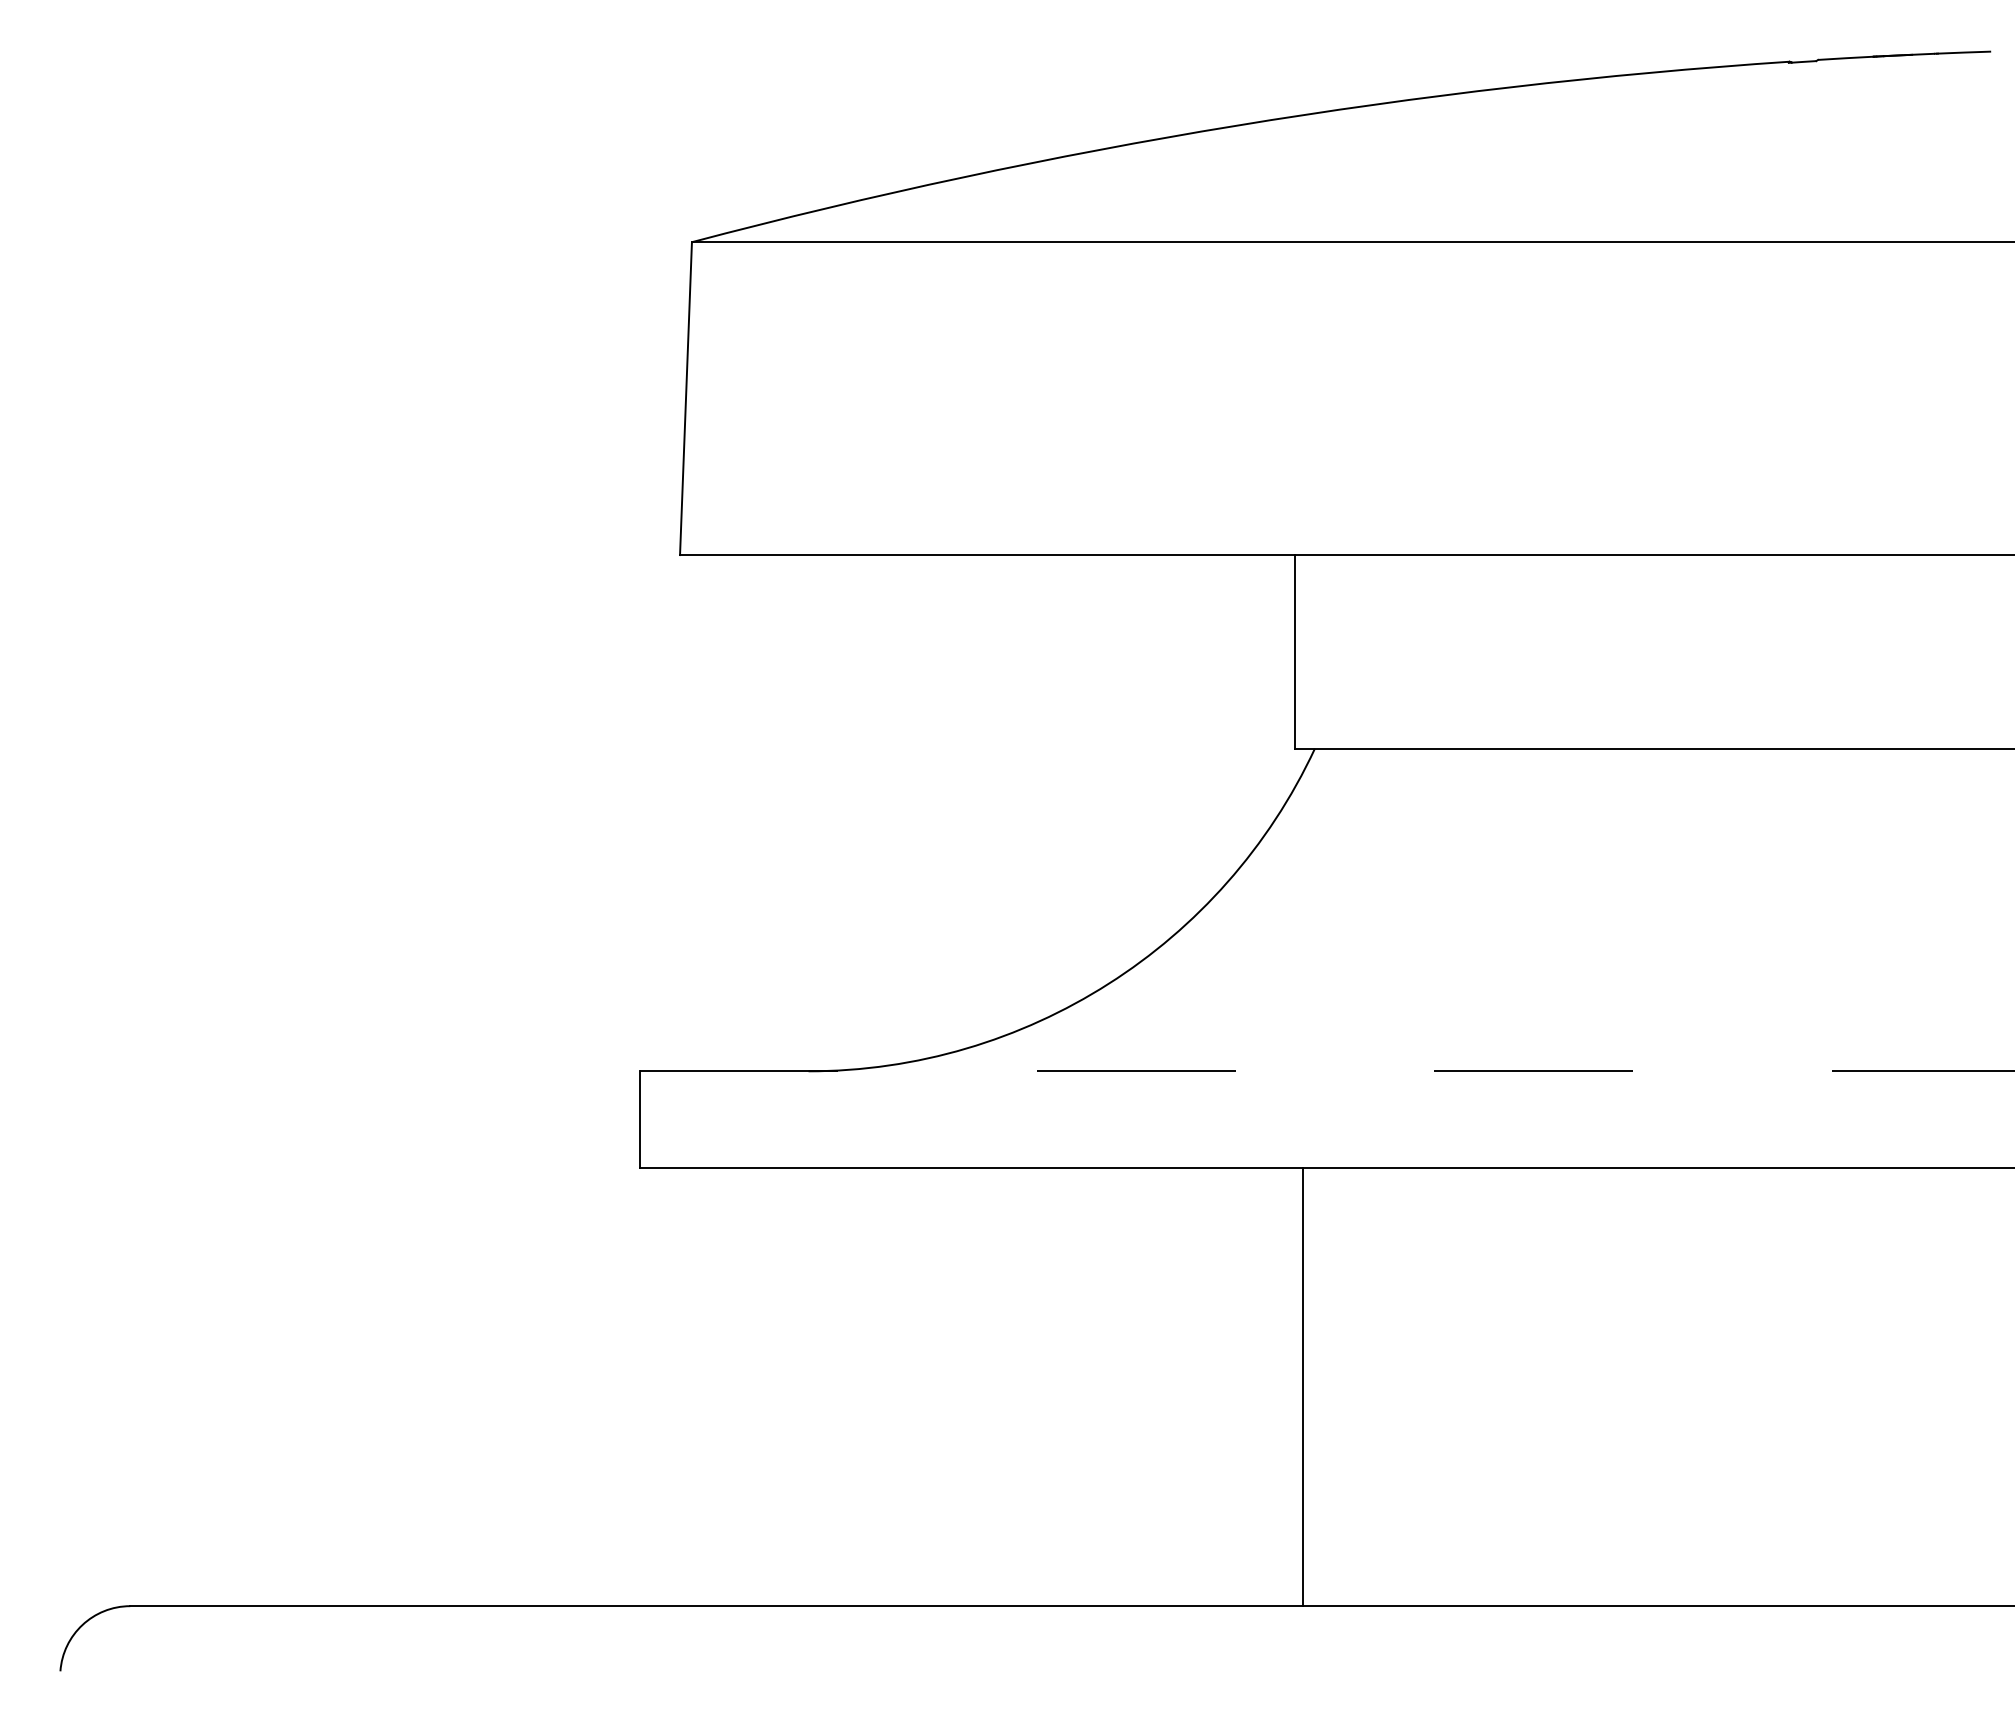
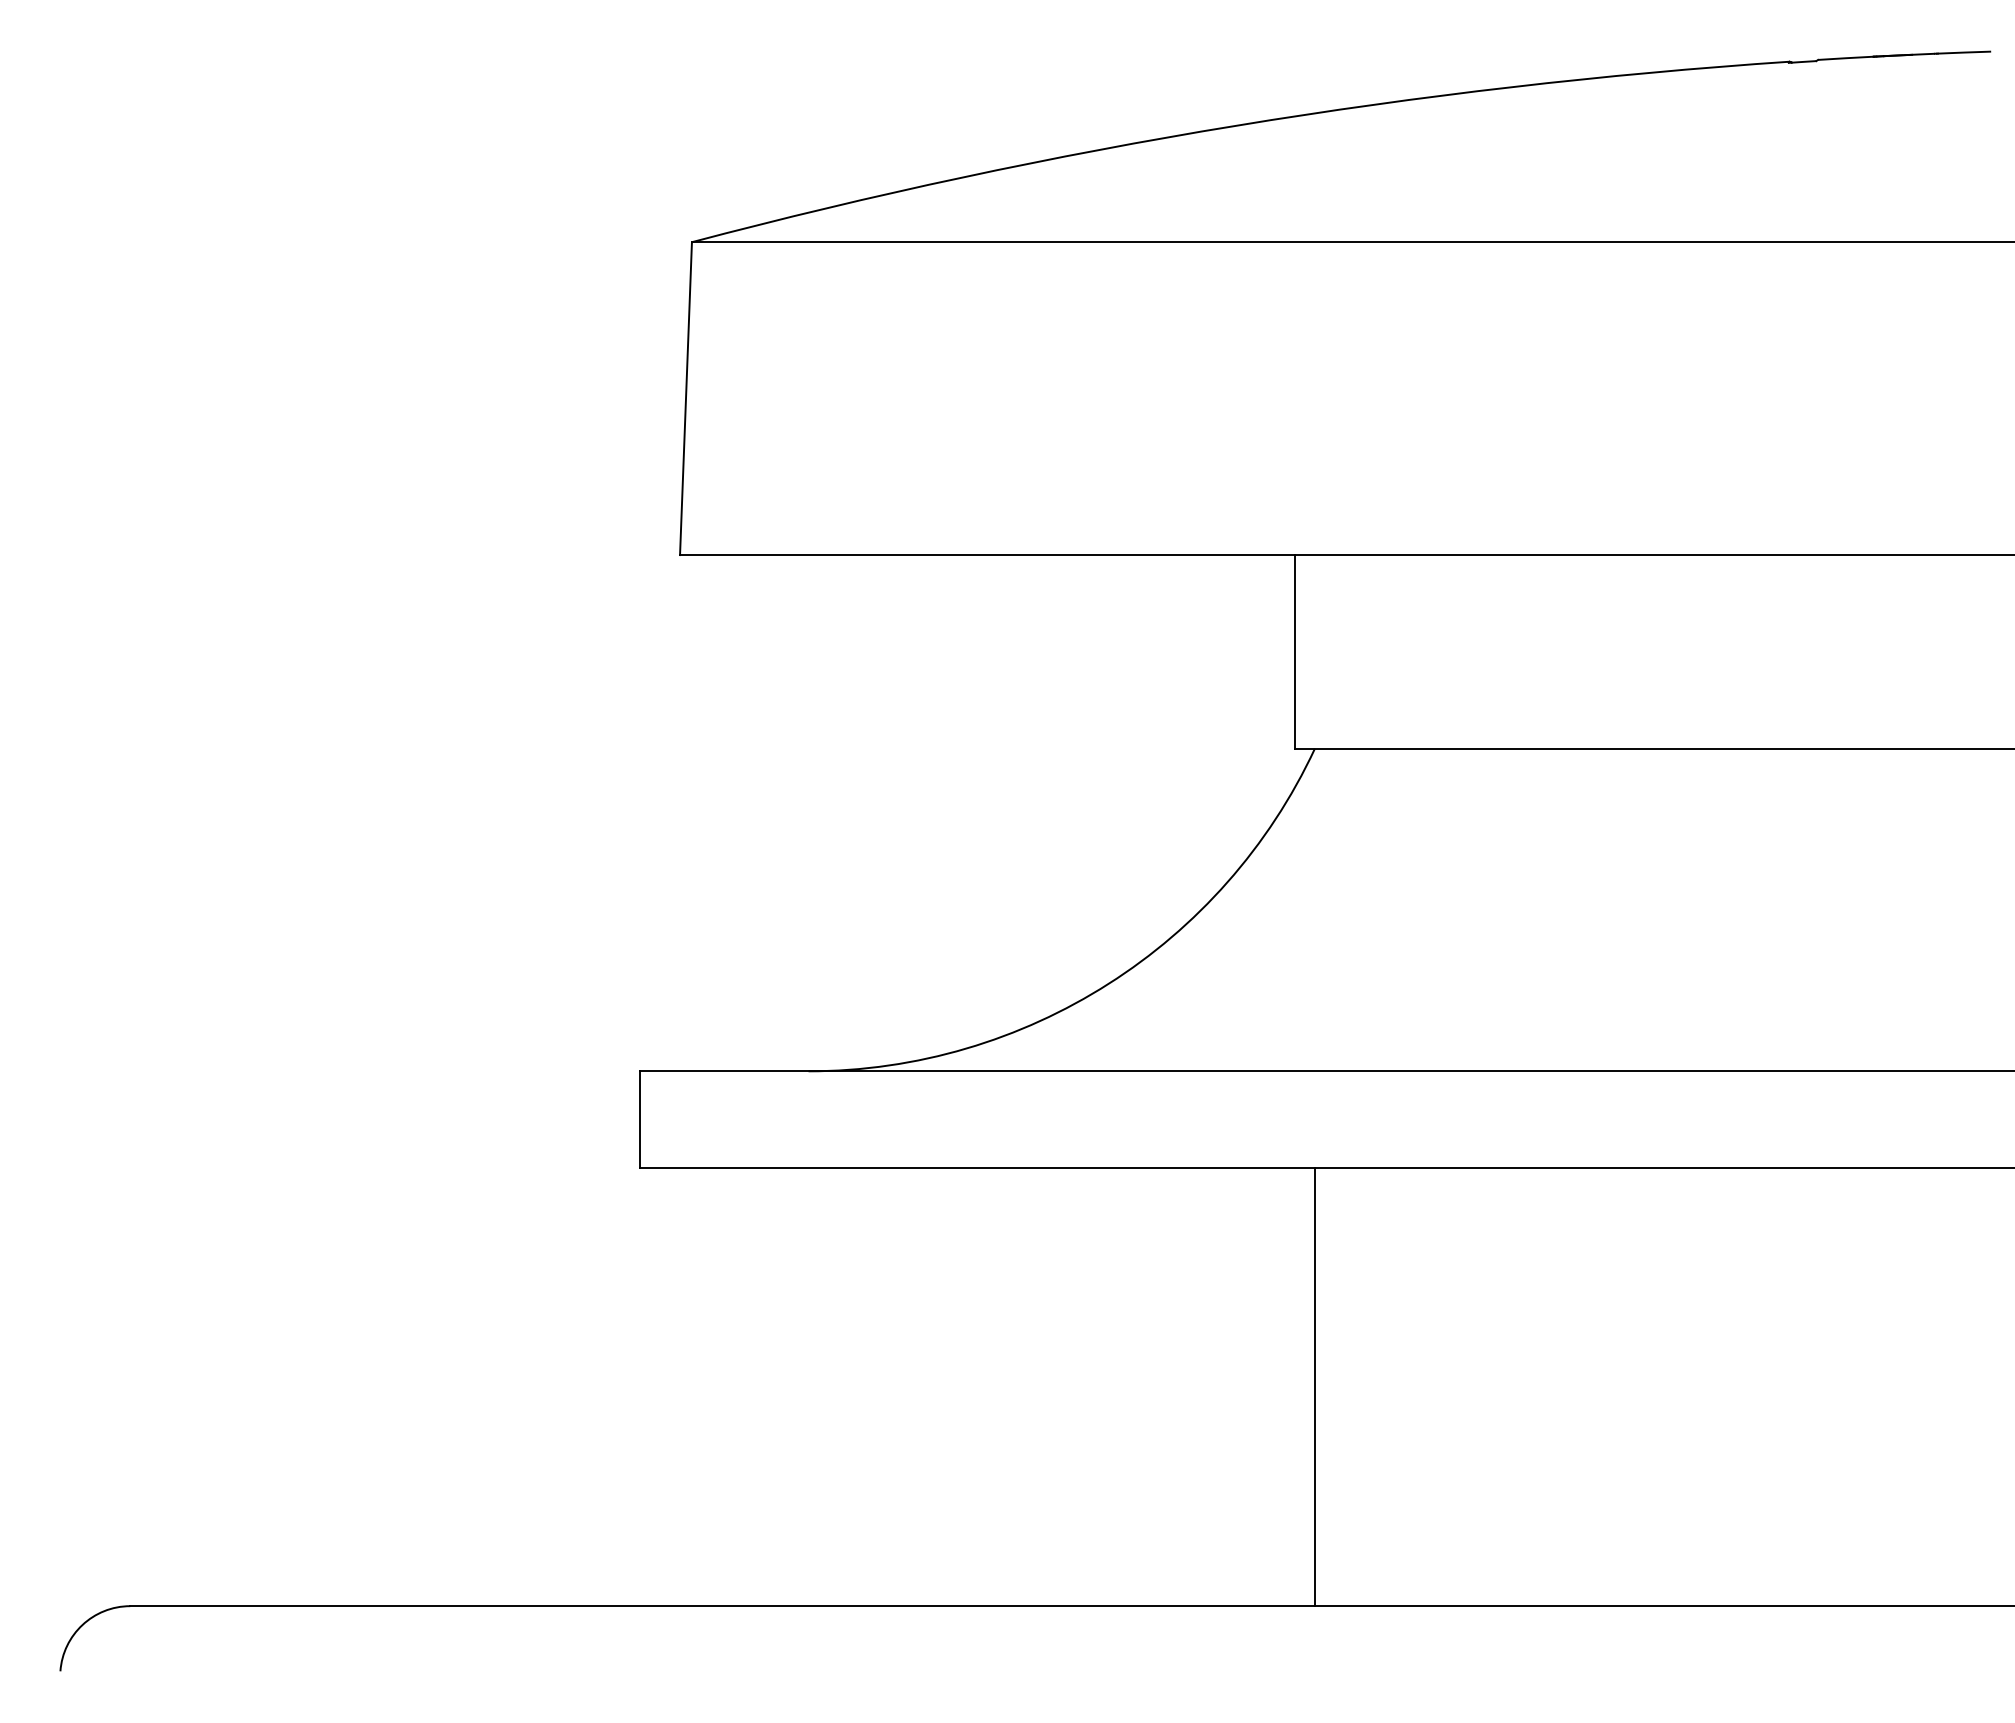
line: dashed -> solid (1327, 1071)
line position: (1303, 1387) -> (1315, 1387) (1315, 1387)
